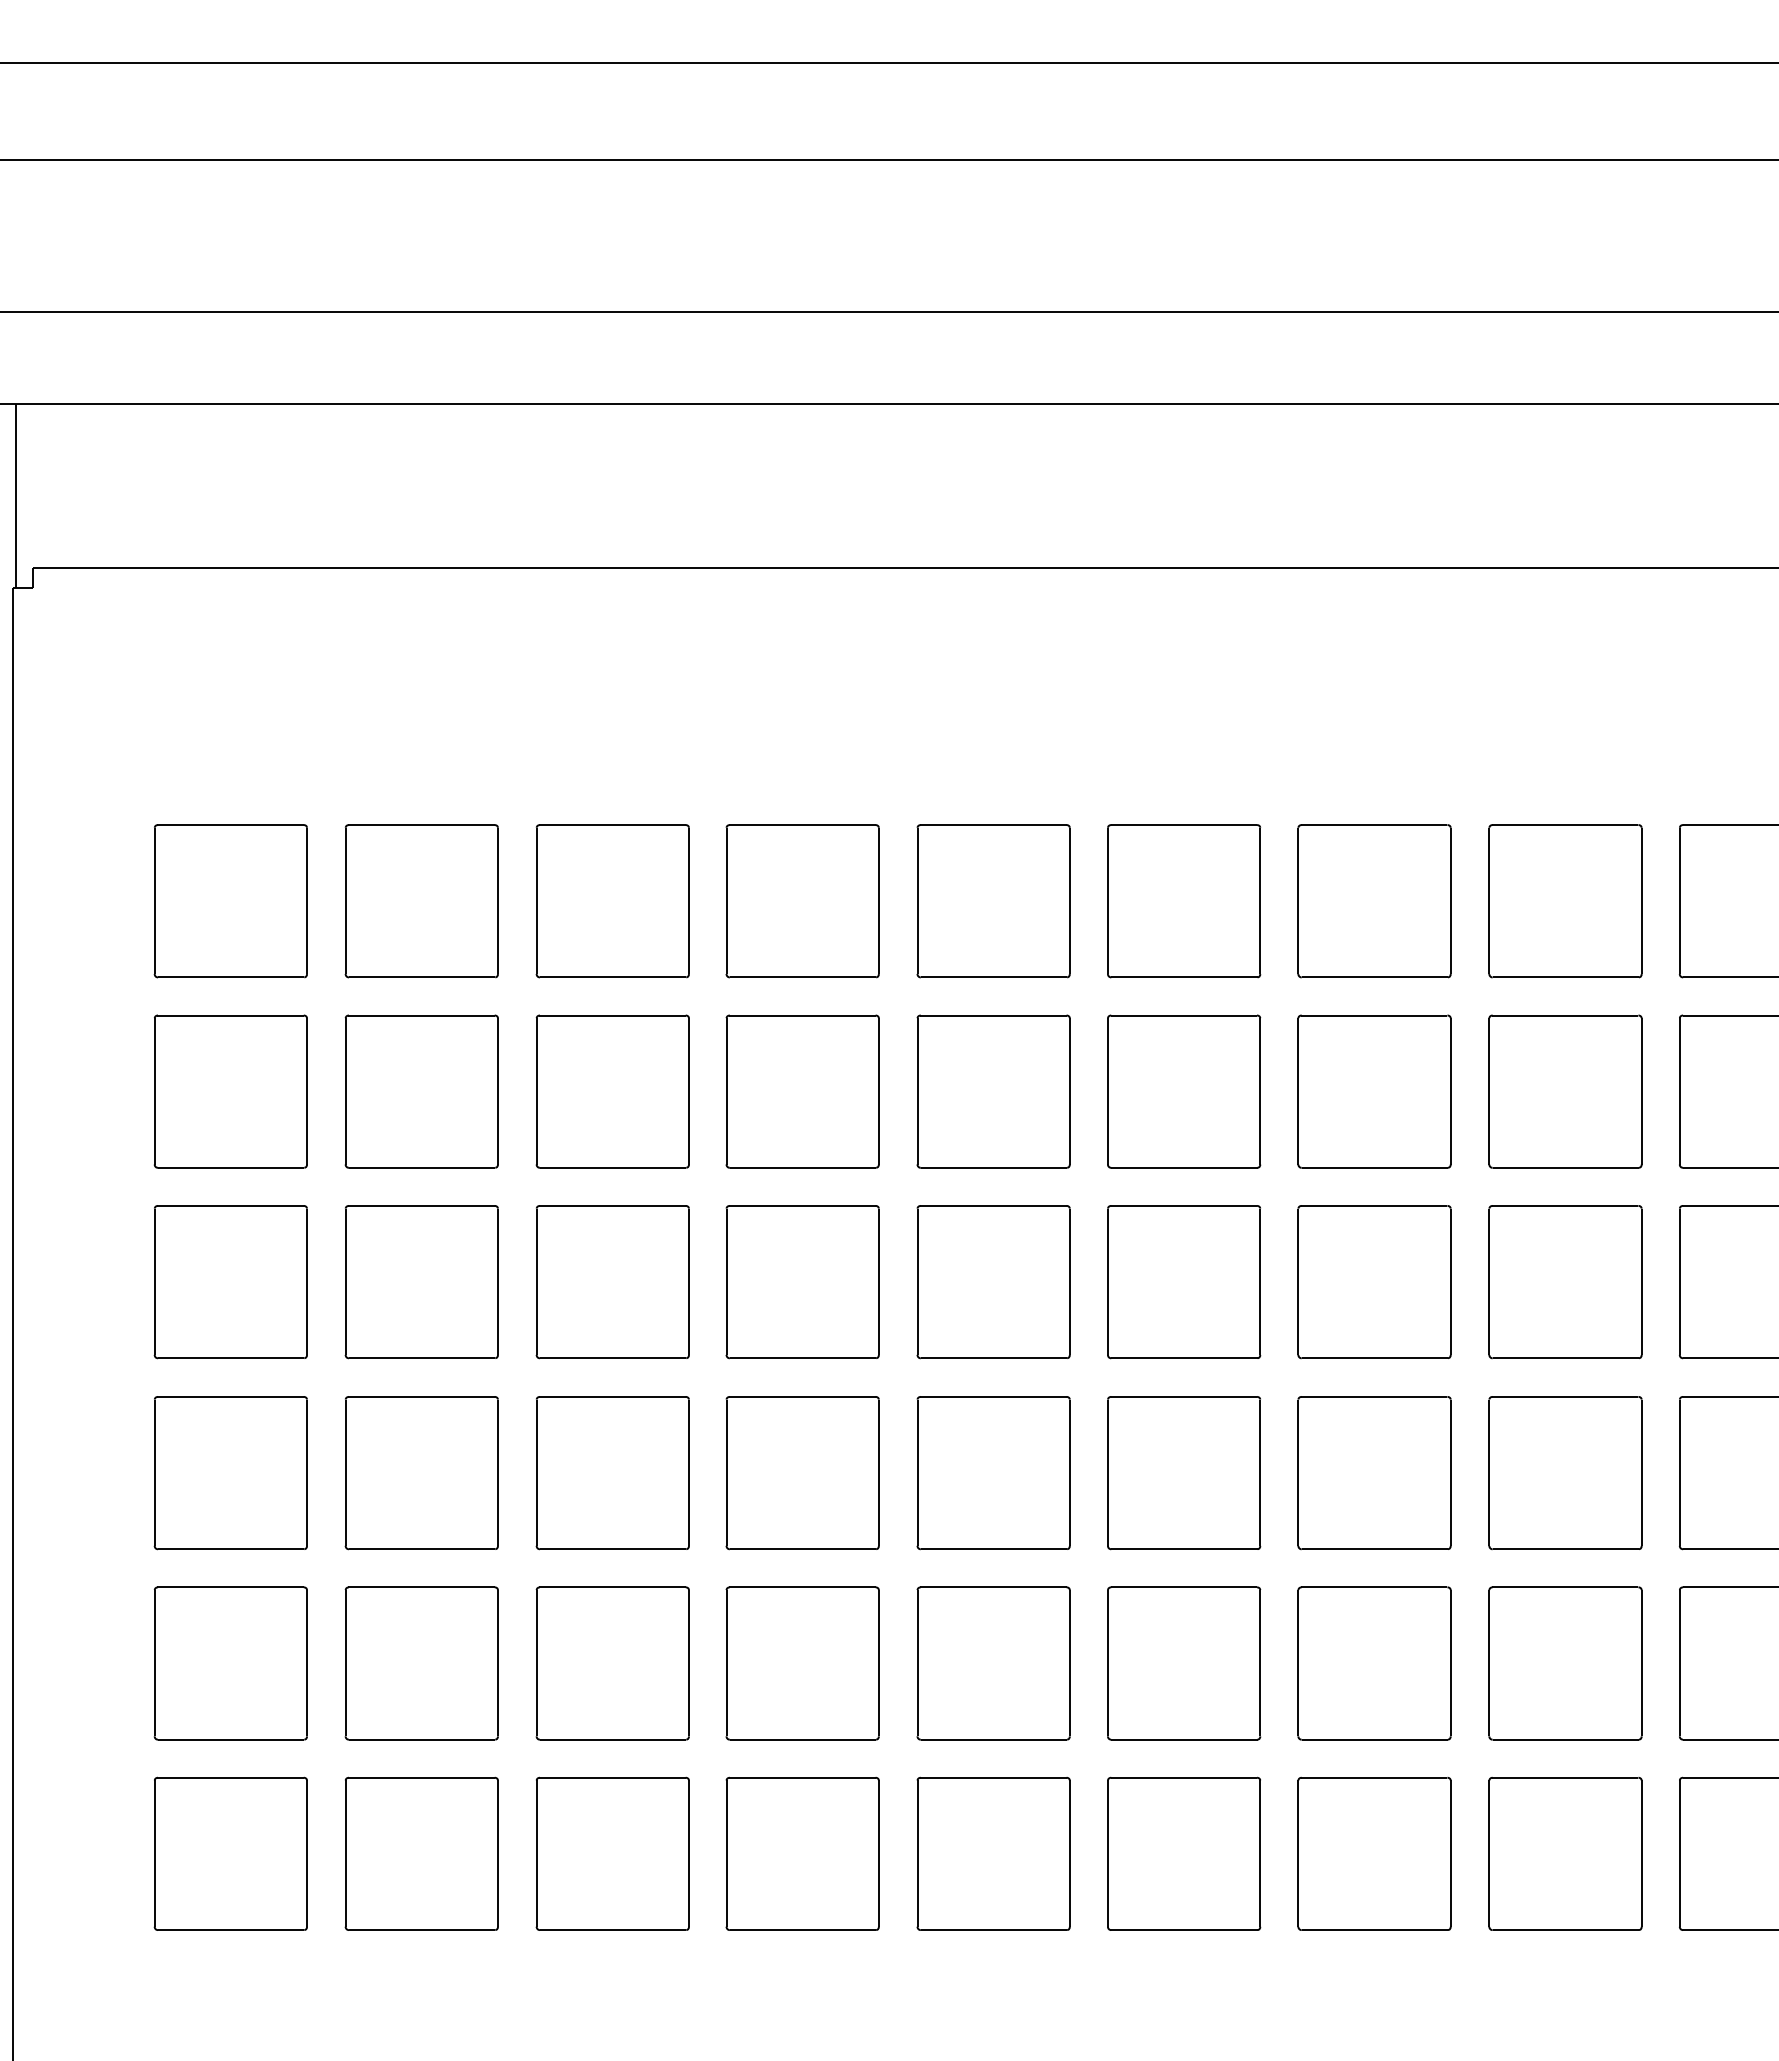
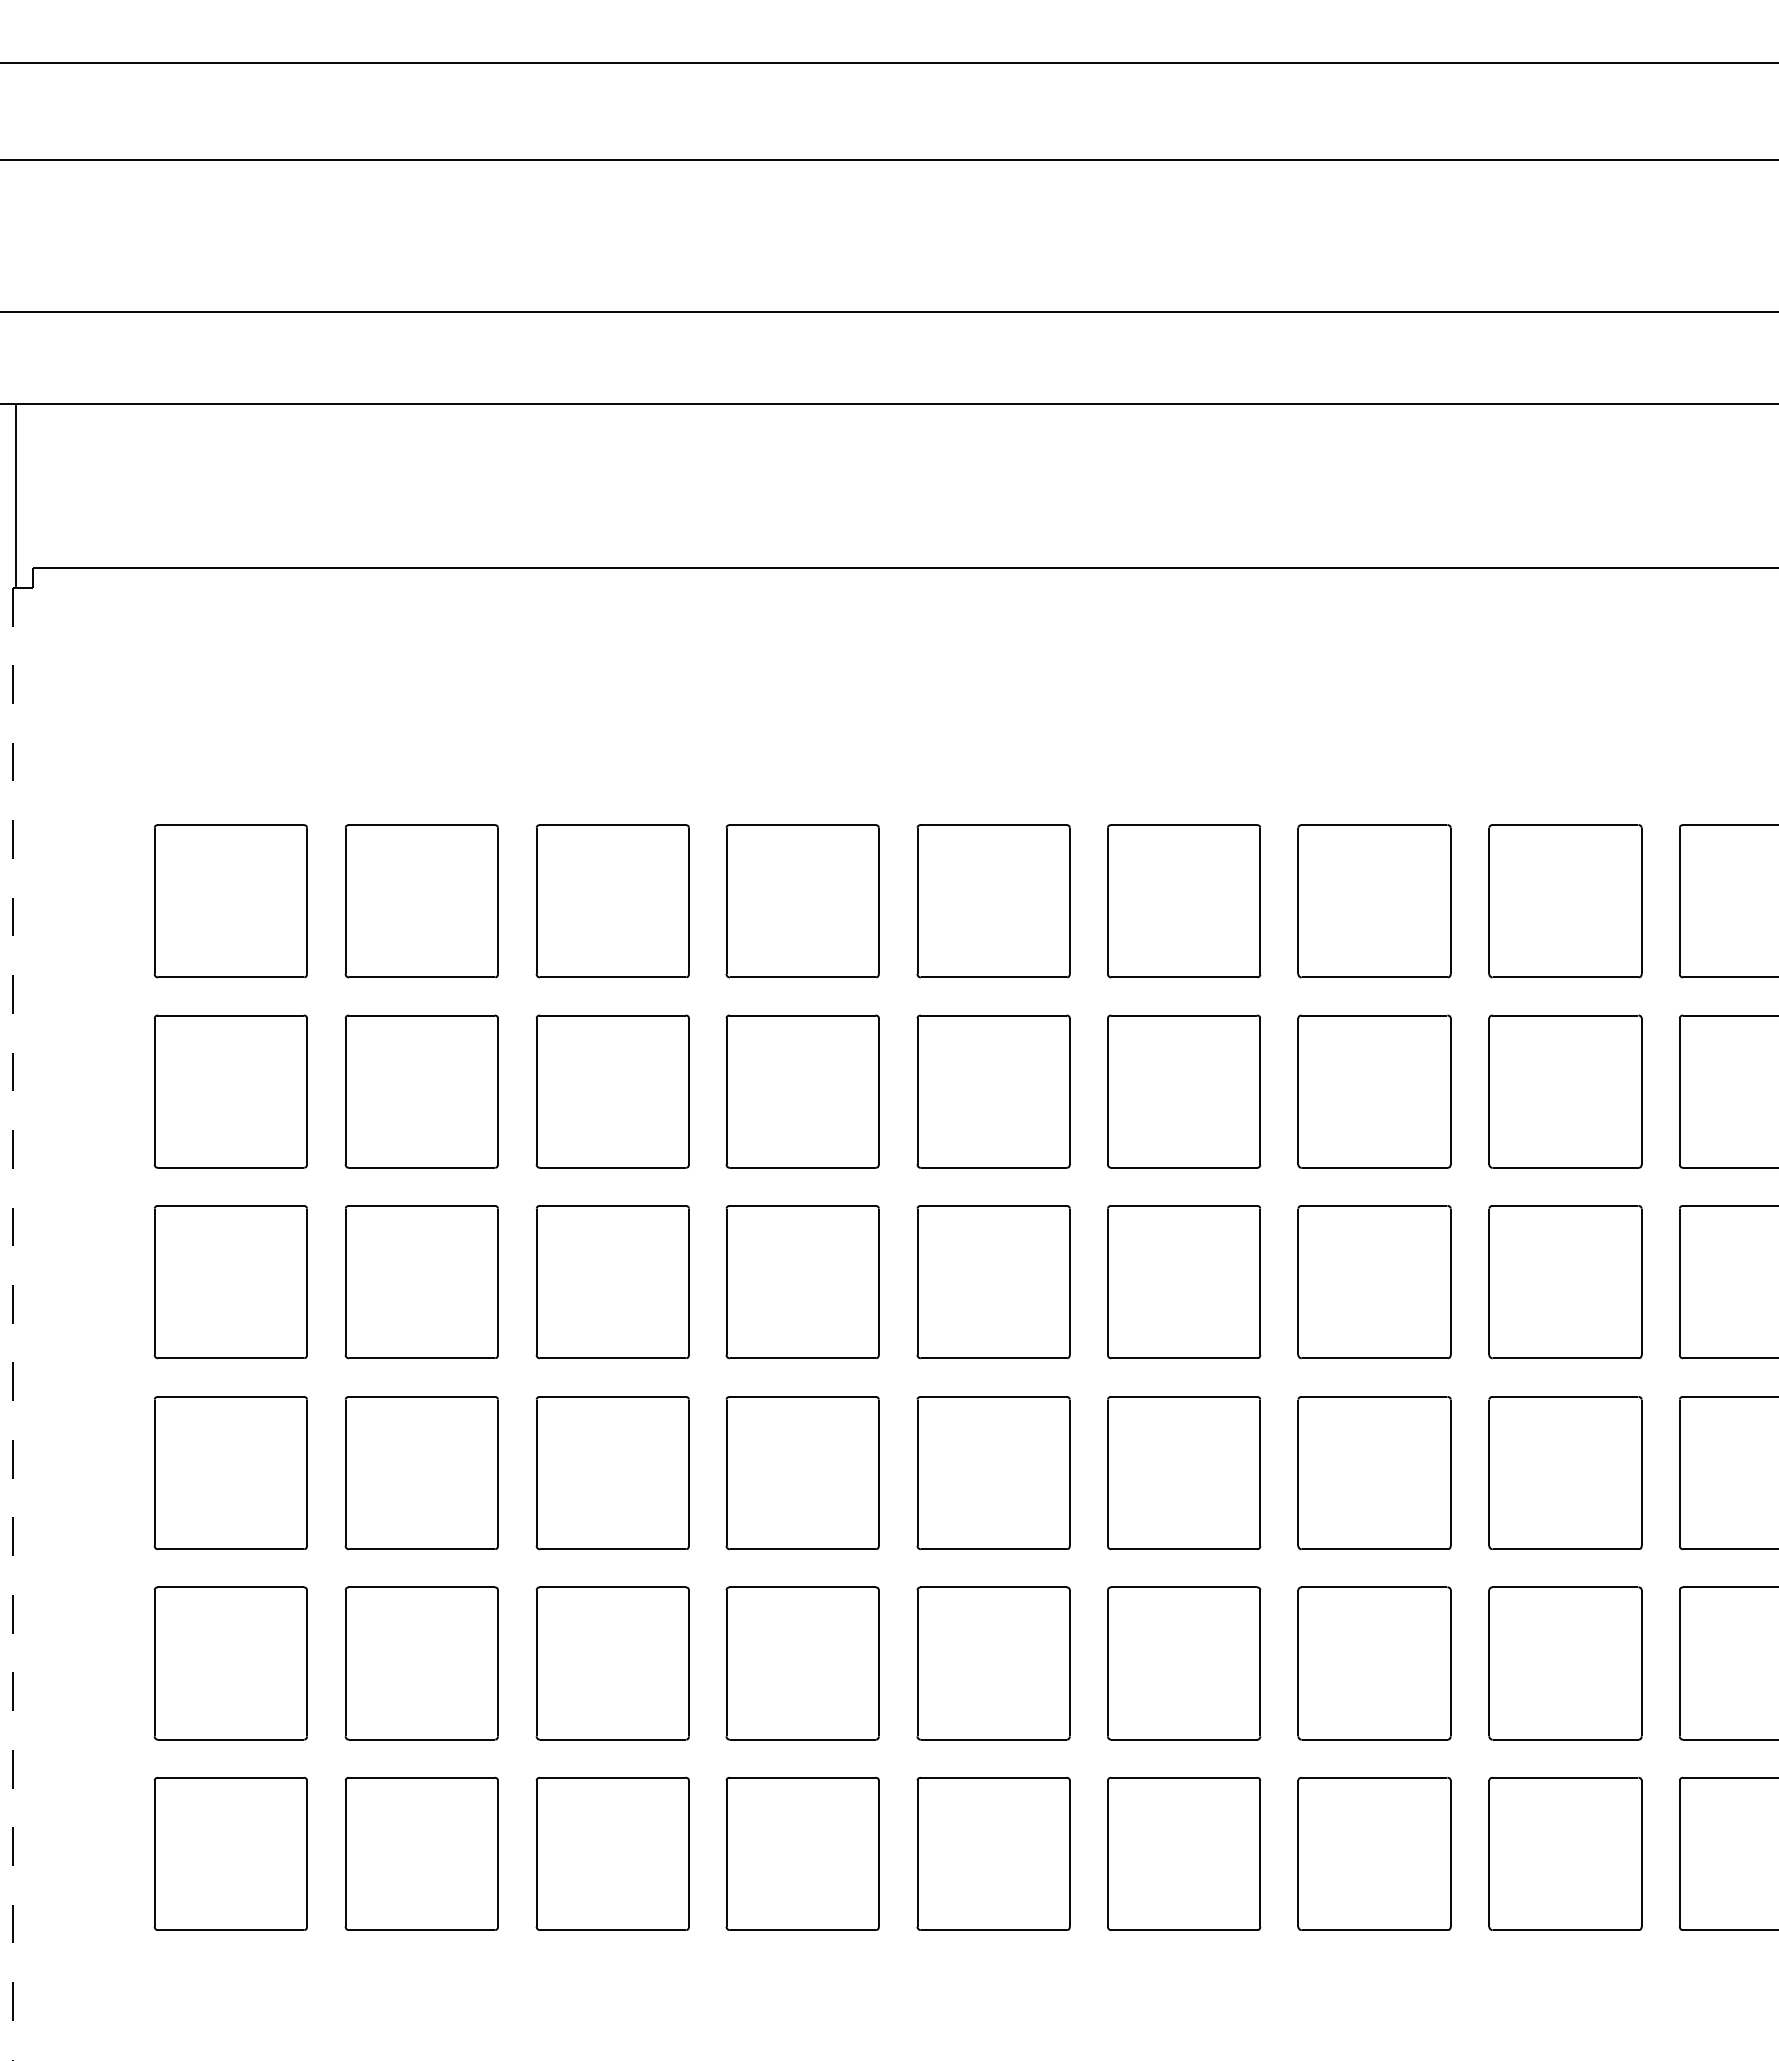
line: solid -> dashed (13, 1324)
